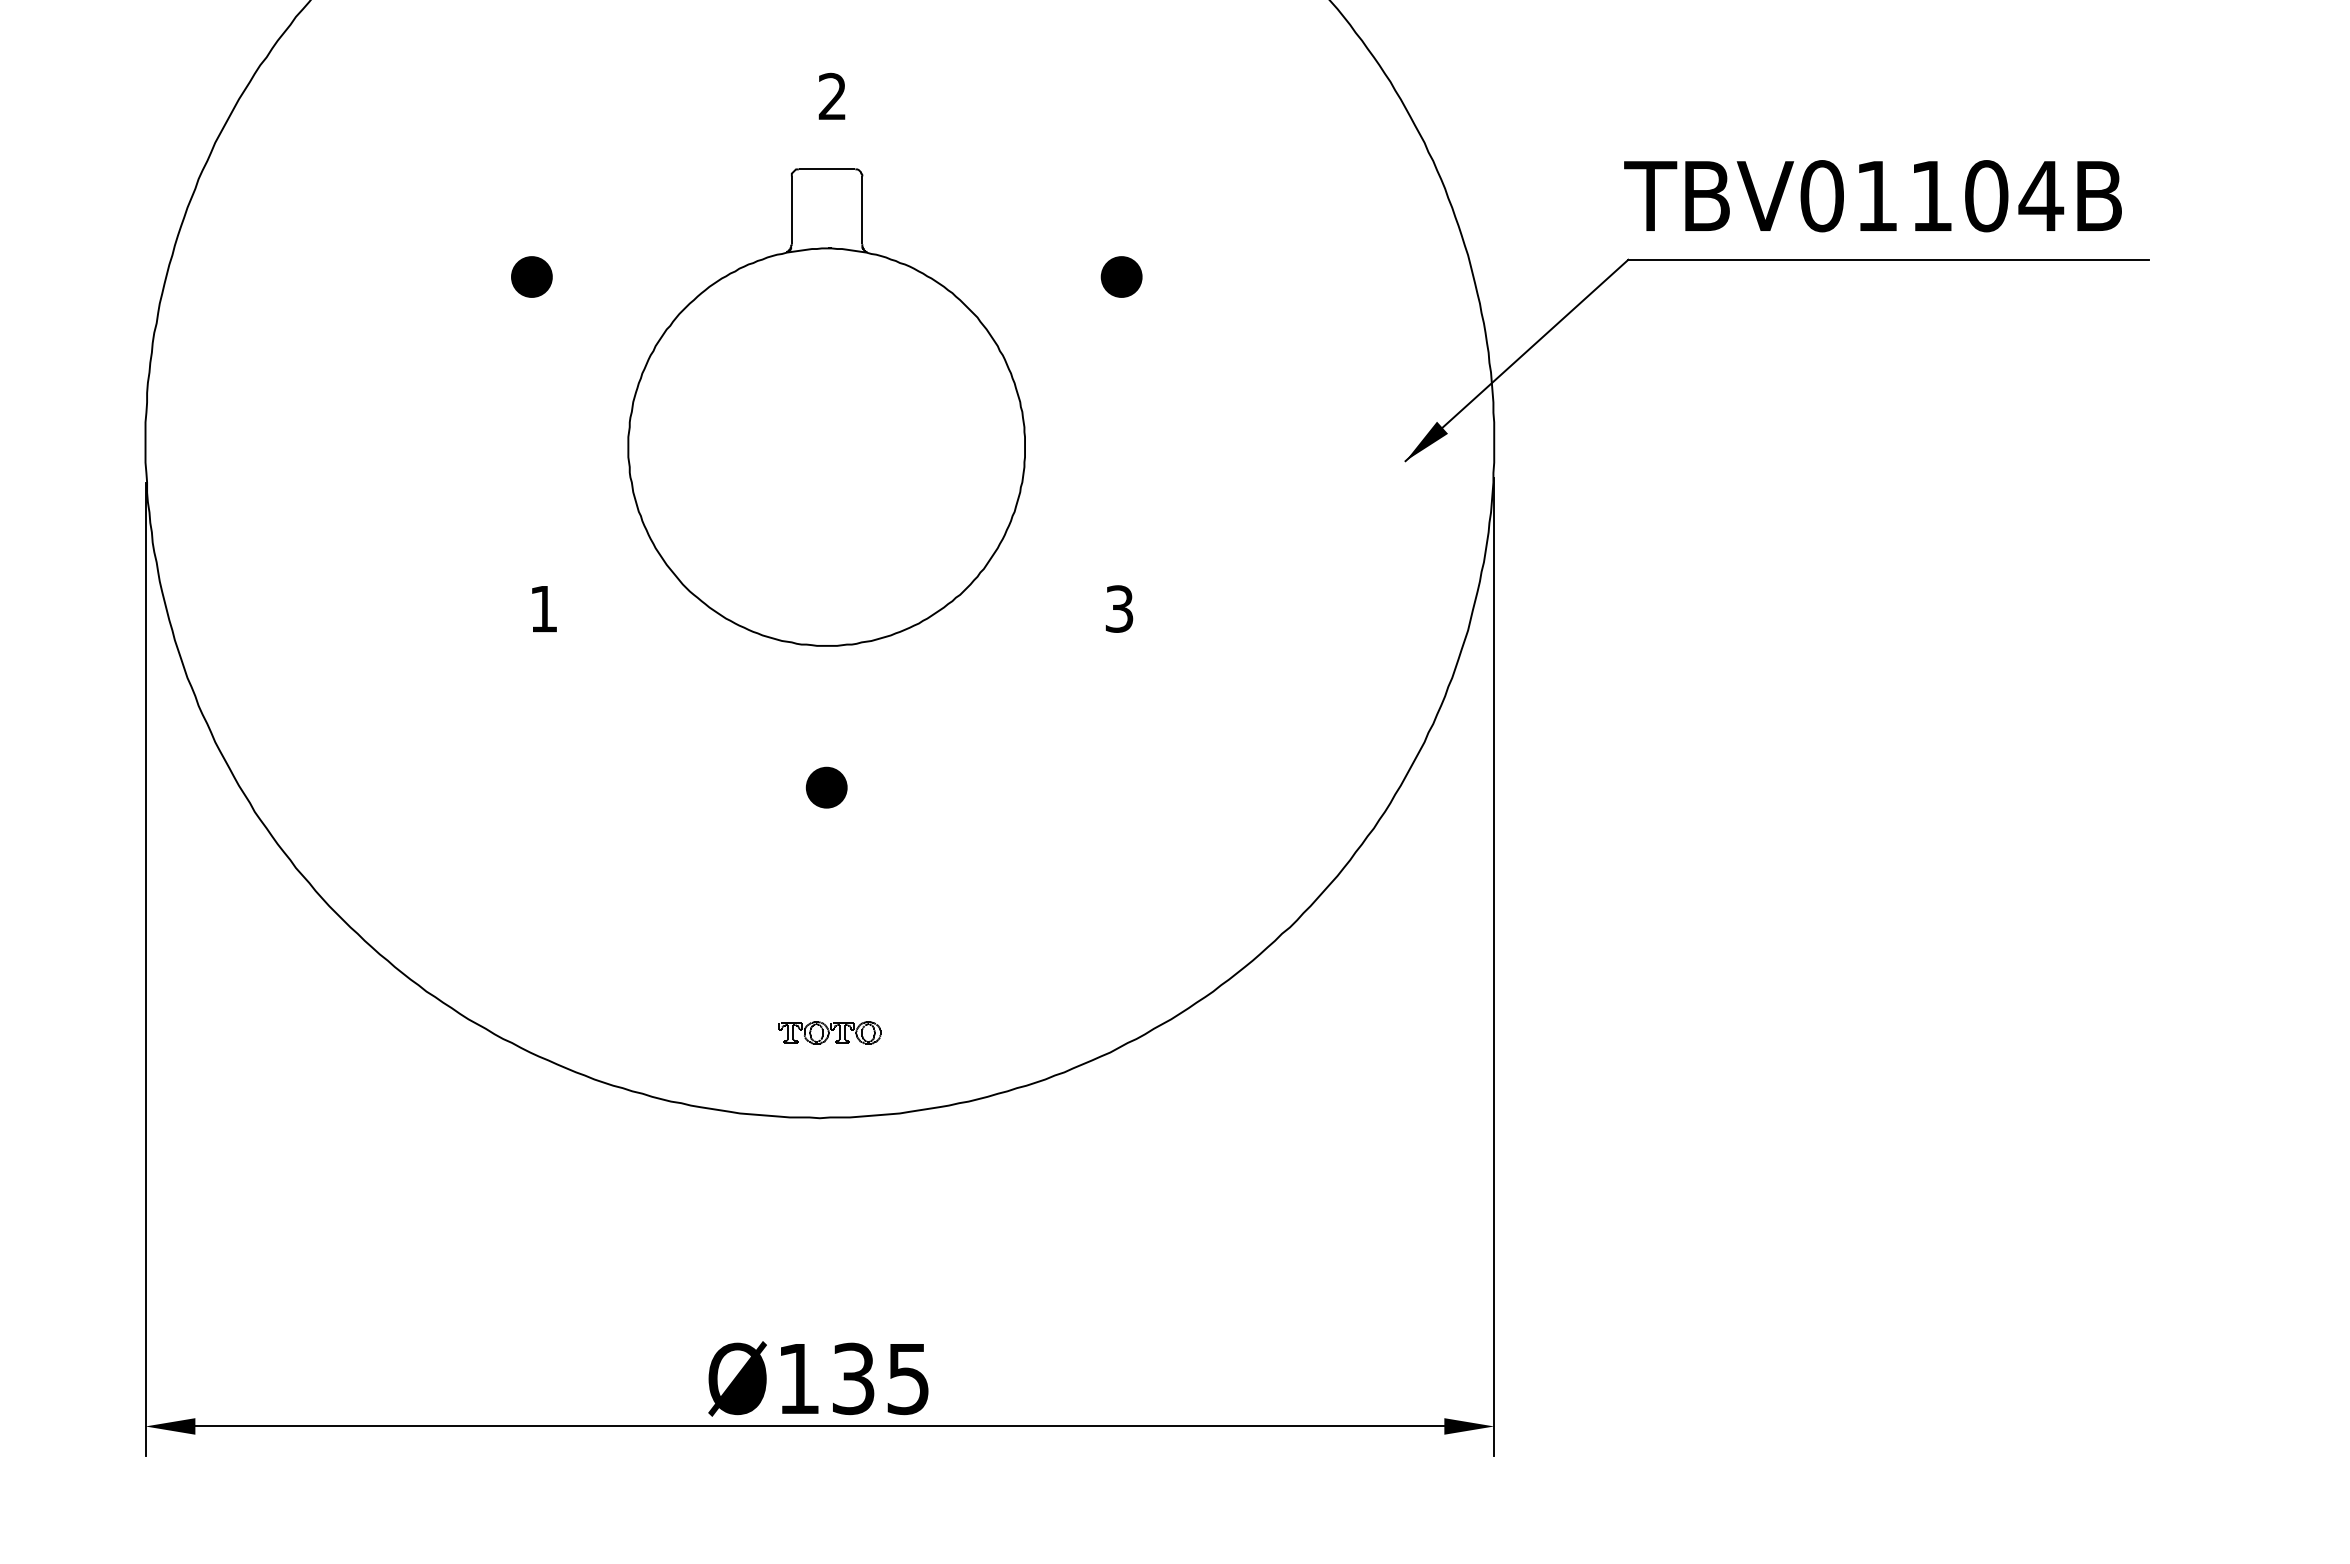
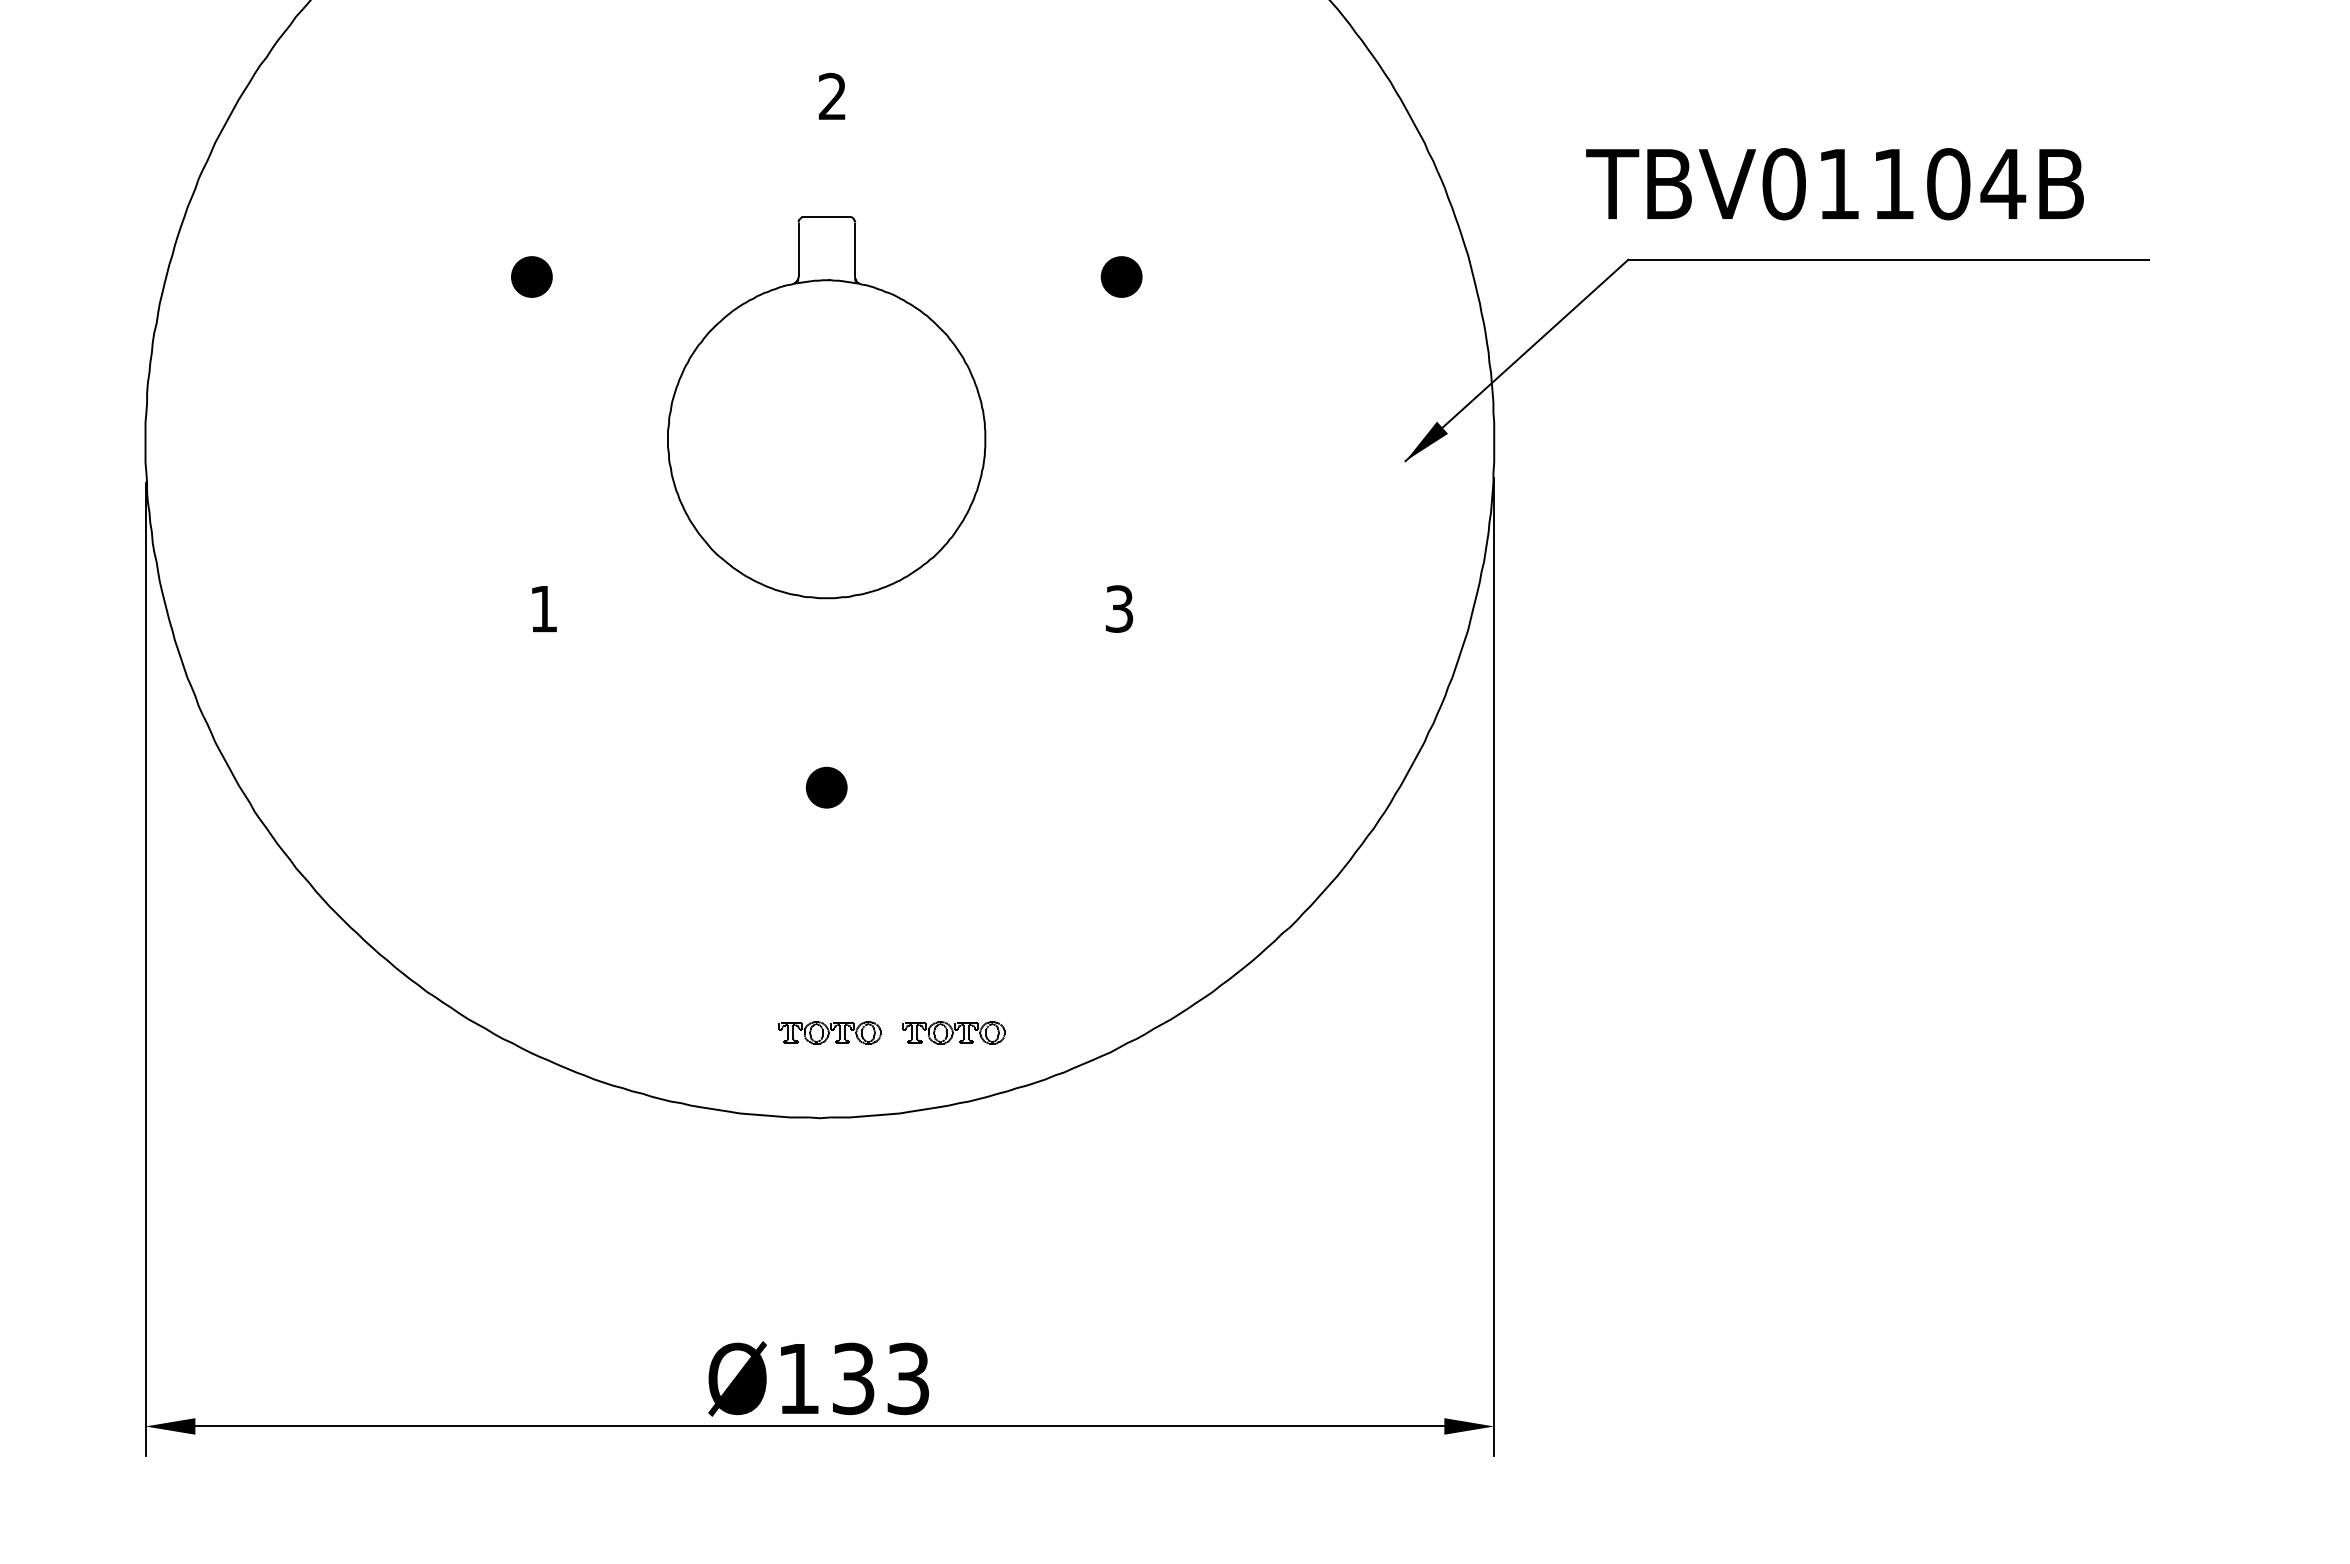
text position: (1872, 196) -> (1834, 184) (1834, 184)
part size: 399x479 px -> 320x384 px (826, 407)
part: none -> present (953, 1032)
text: Ø135 -> Ø133 (908, 1378)
